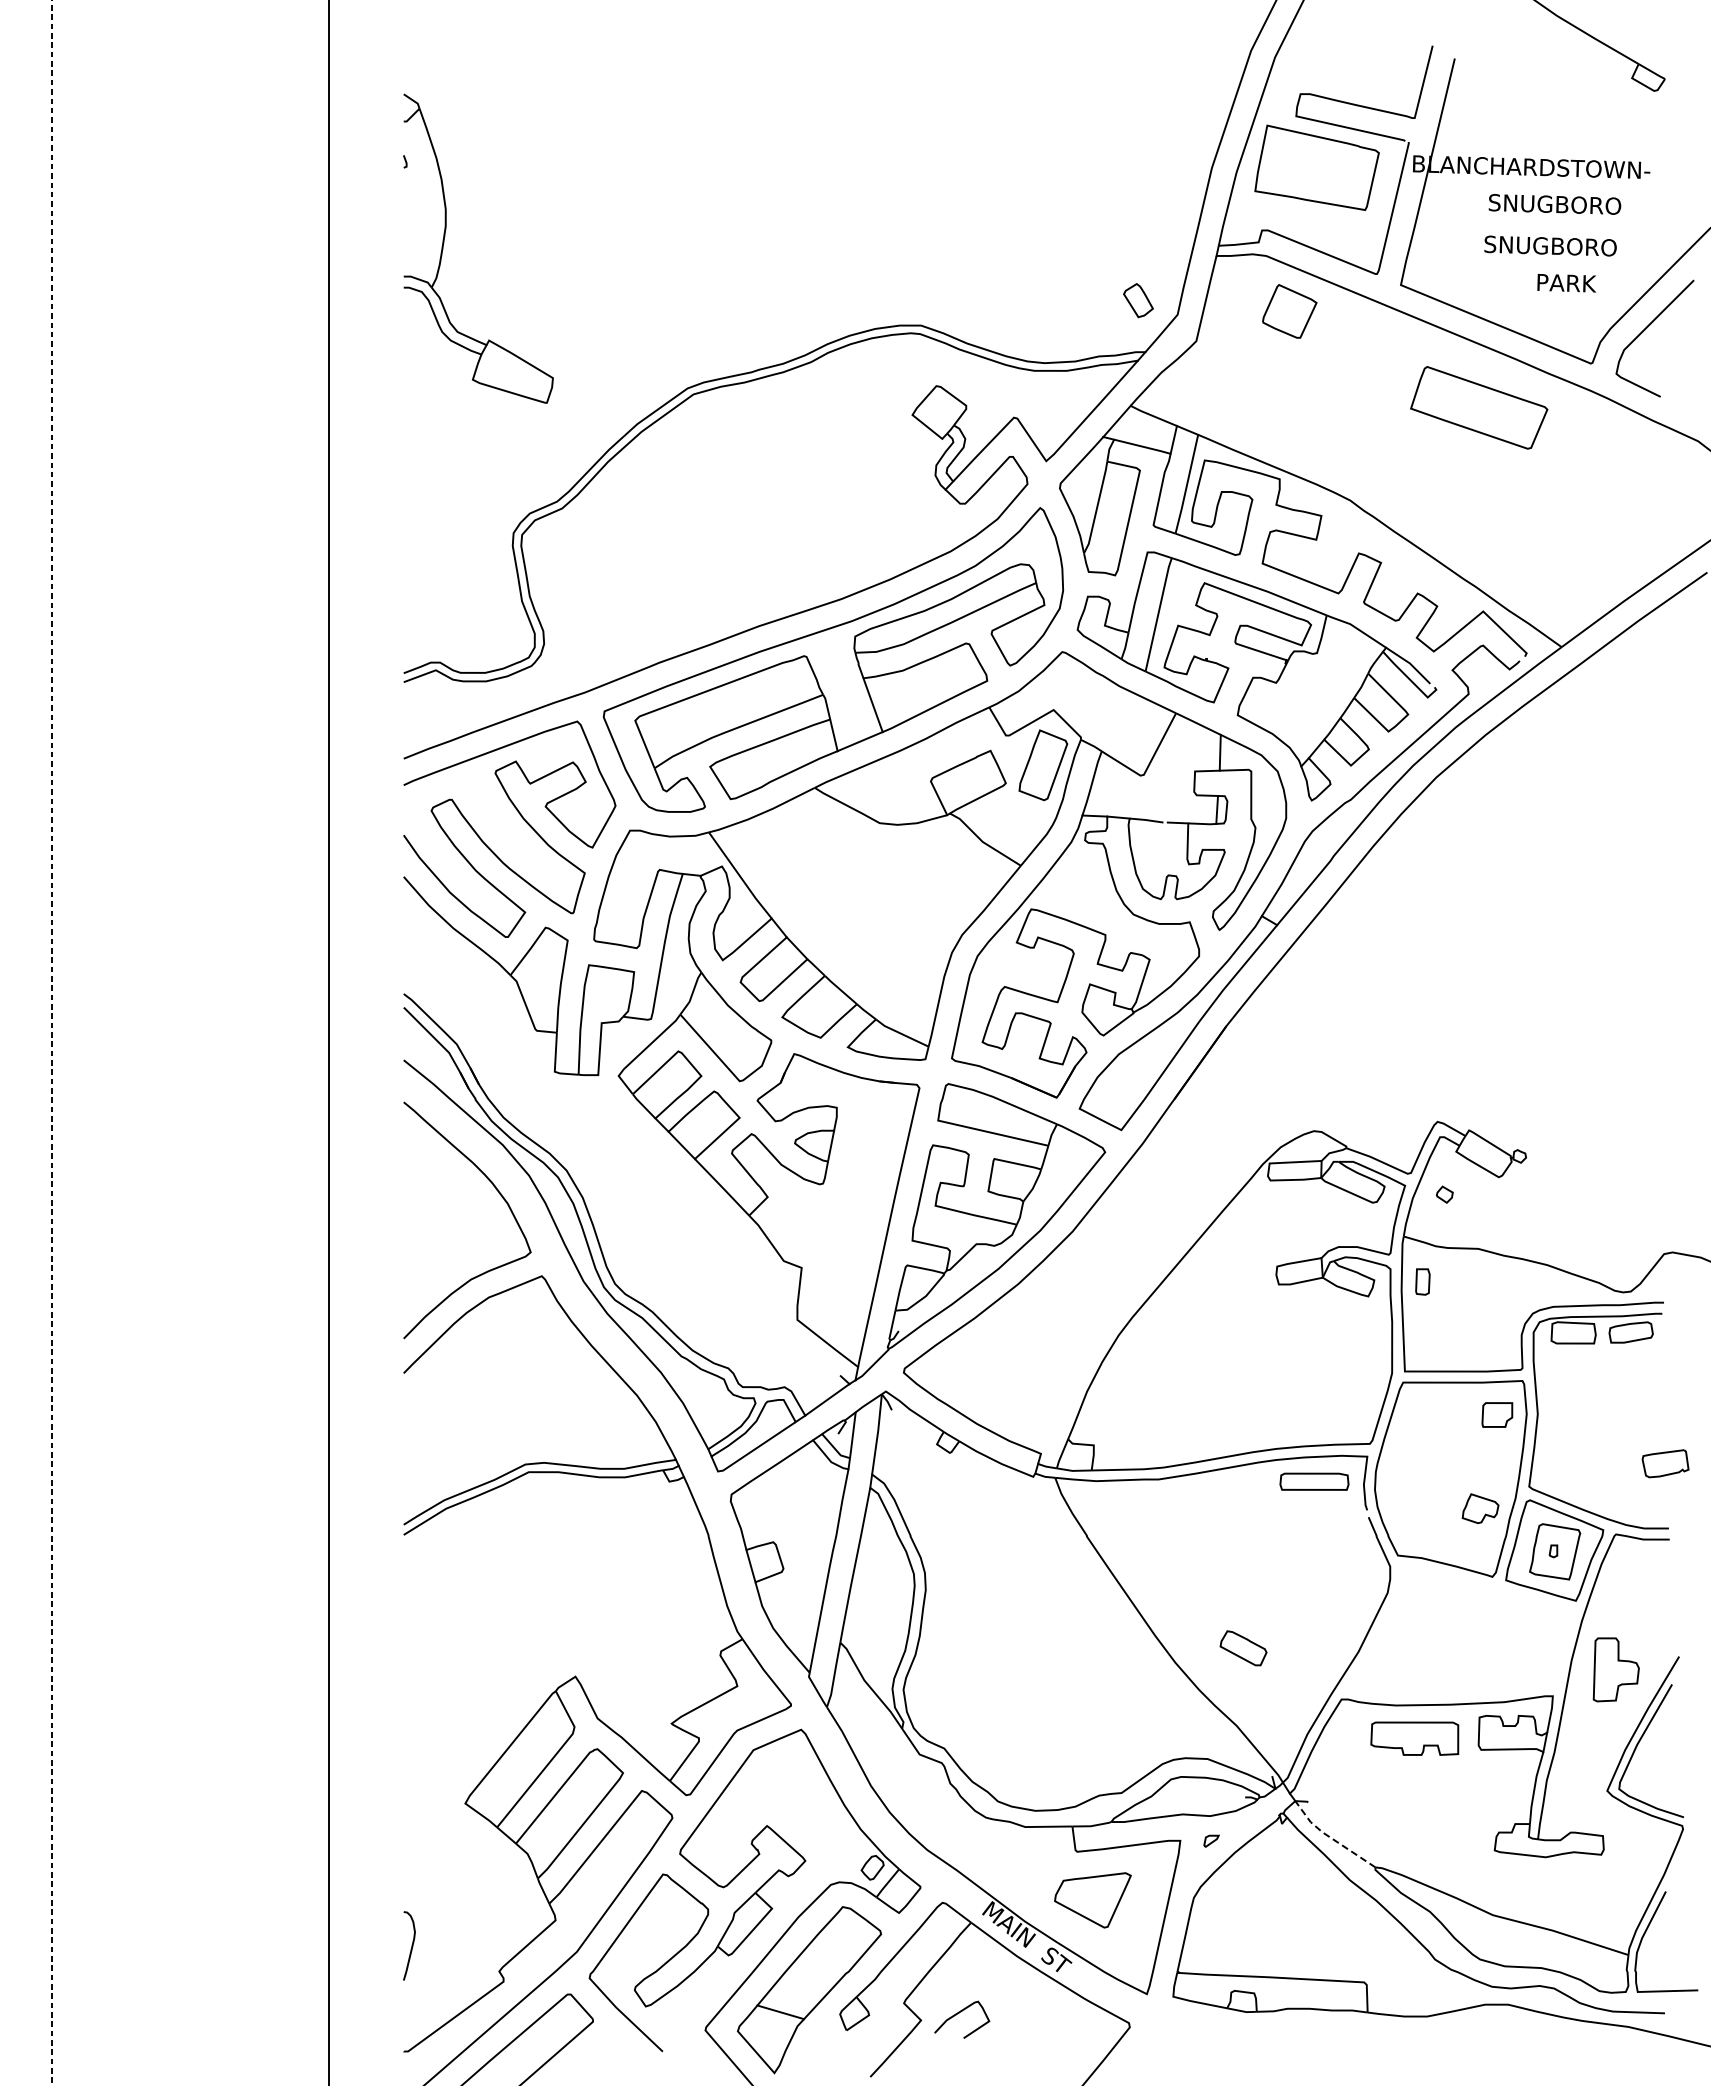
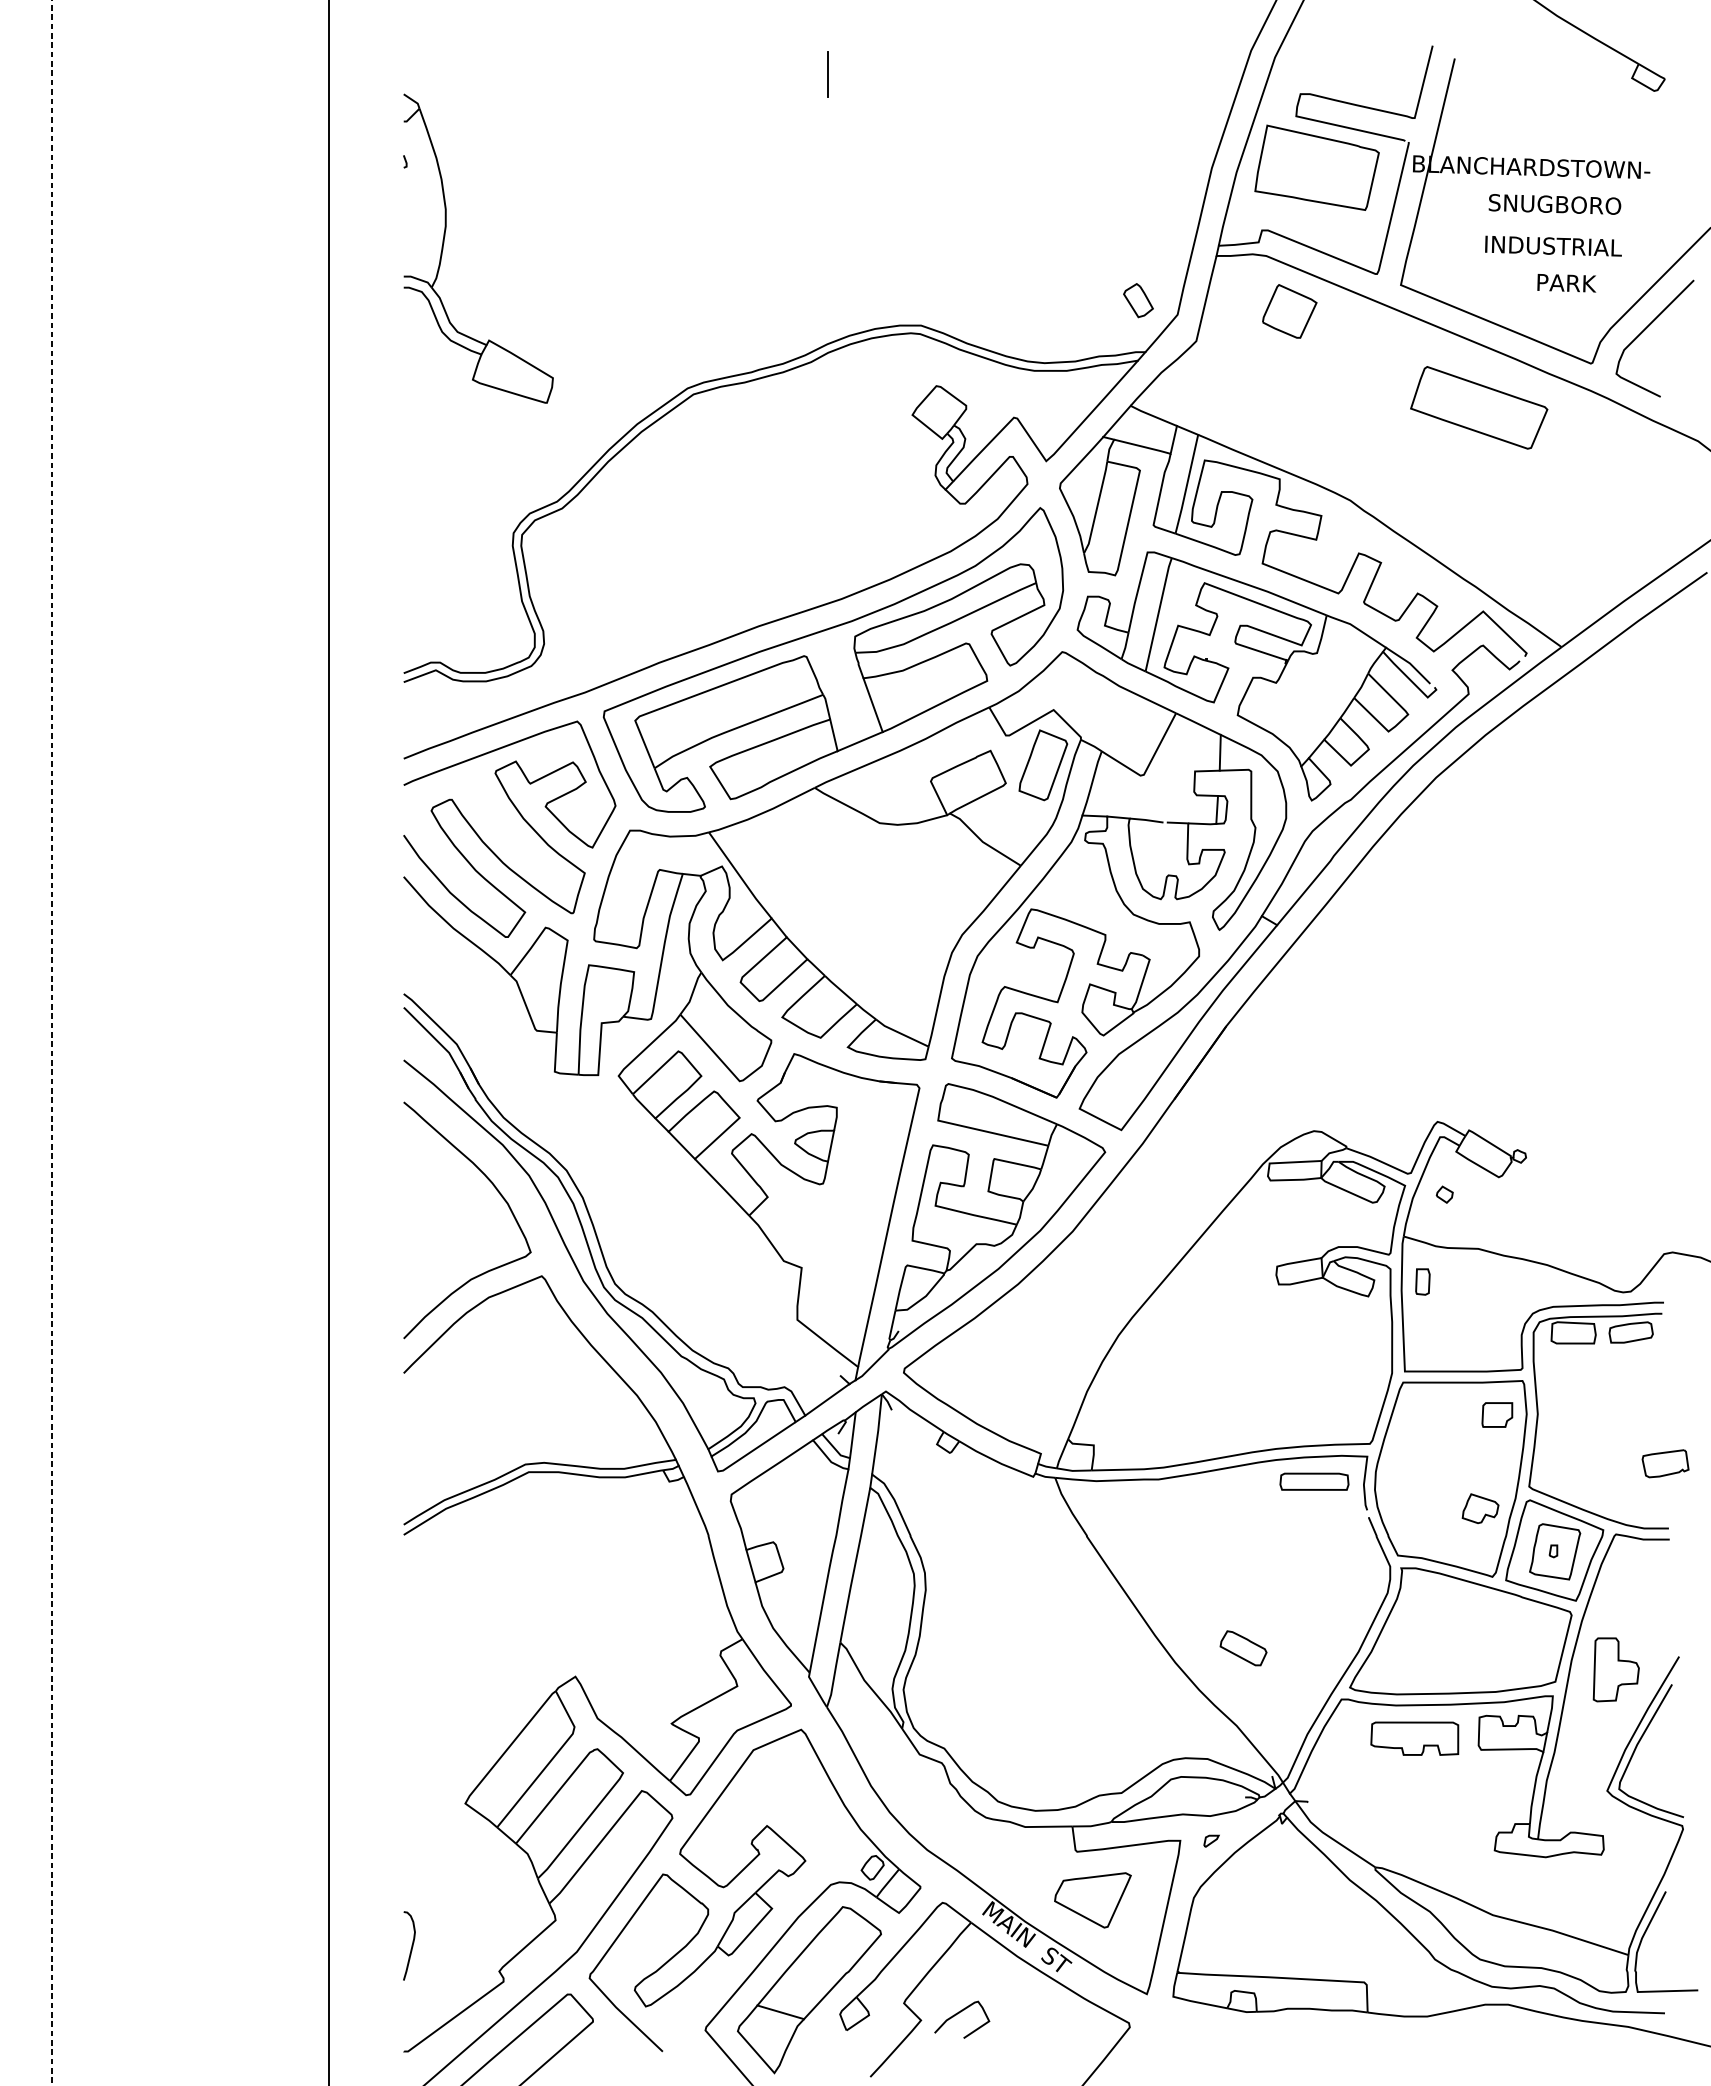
line: none -> present (828, 73)
text: SNUGBORO -> INDUSTRIAL (1552, 245)
part: none -> present (1460, 1631)
line: dashed -> solid (1330, 1837)
